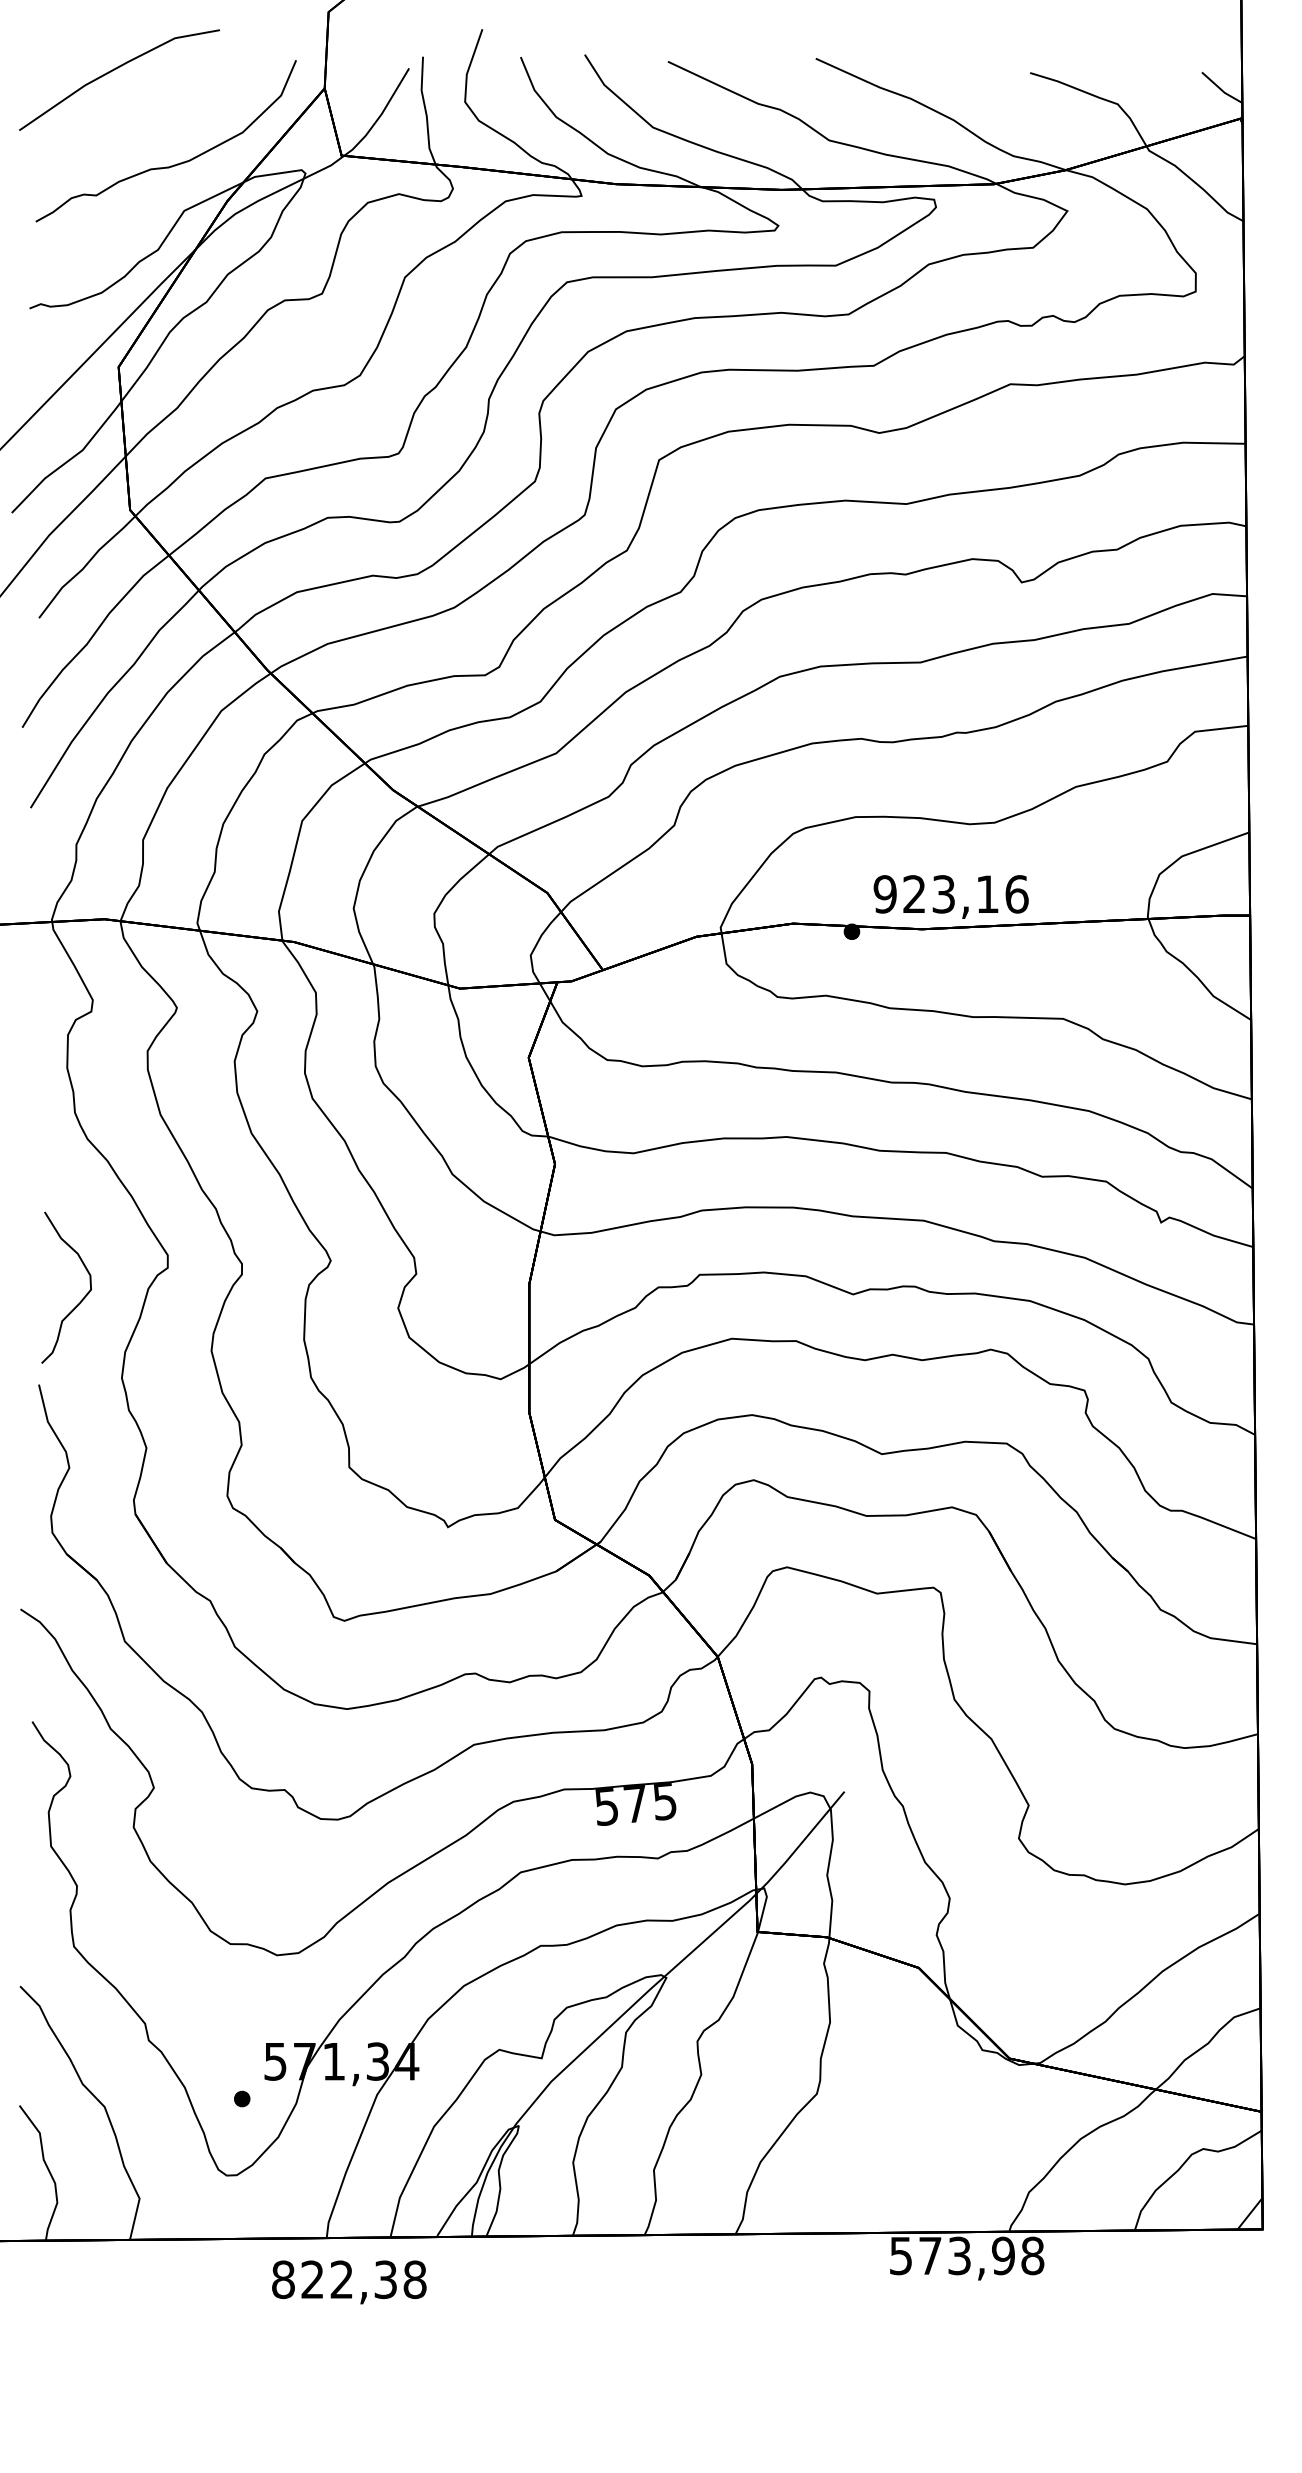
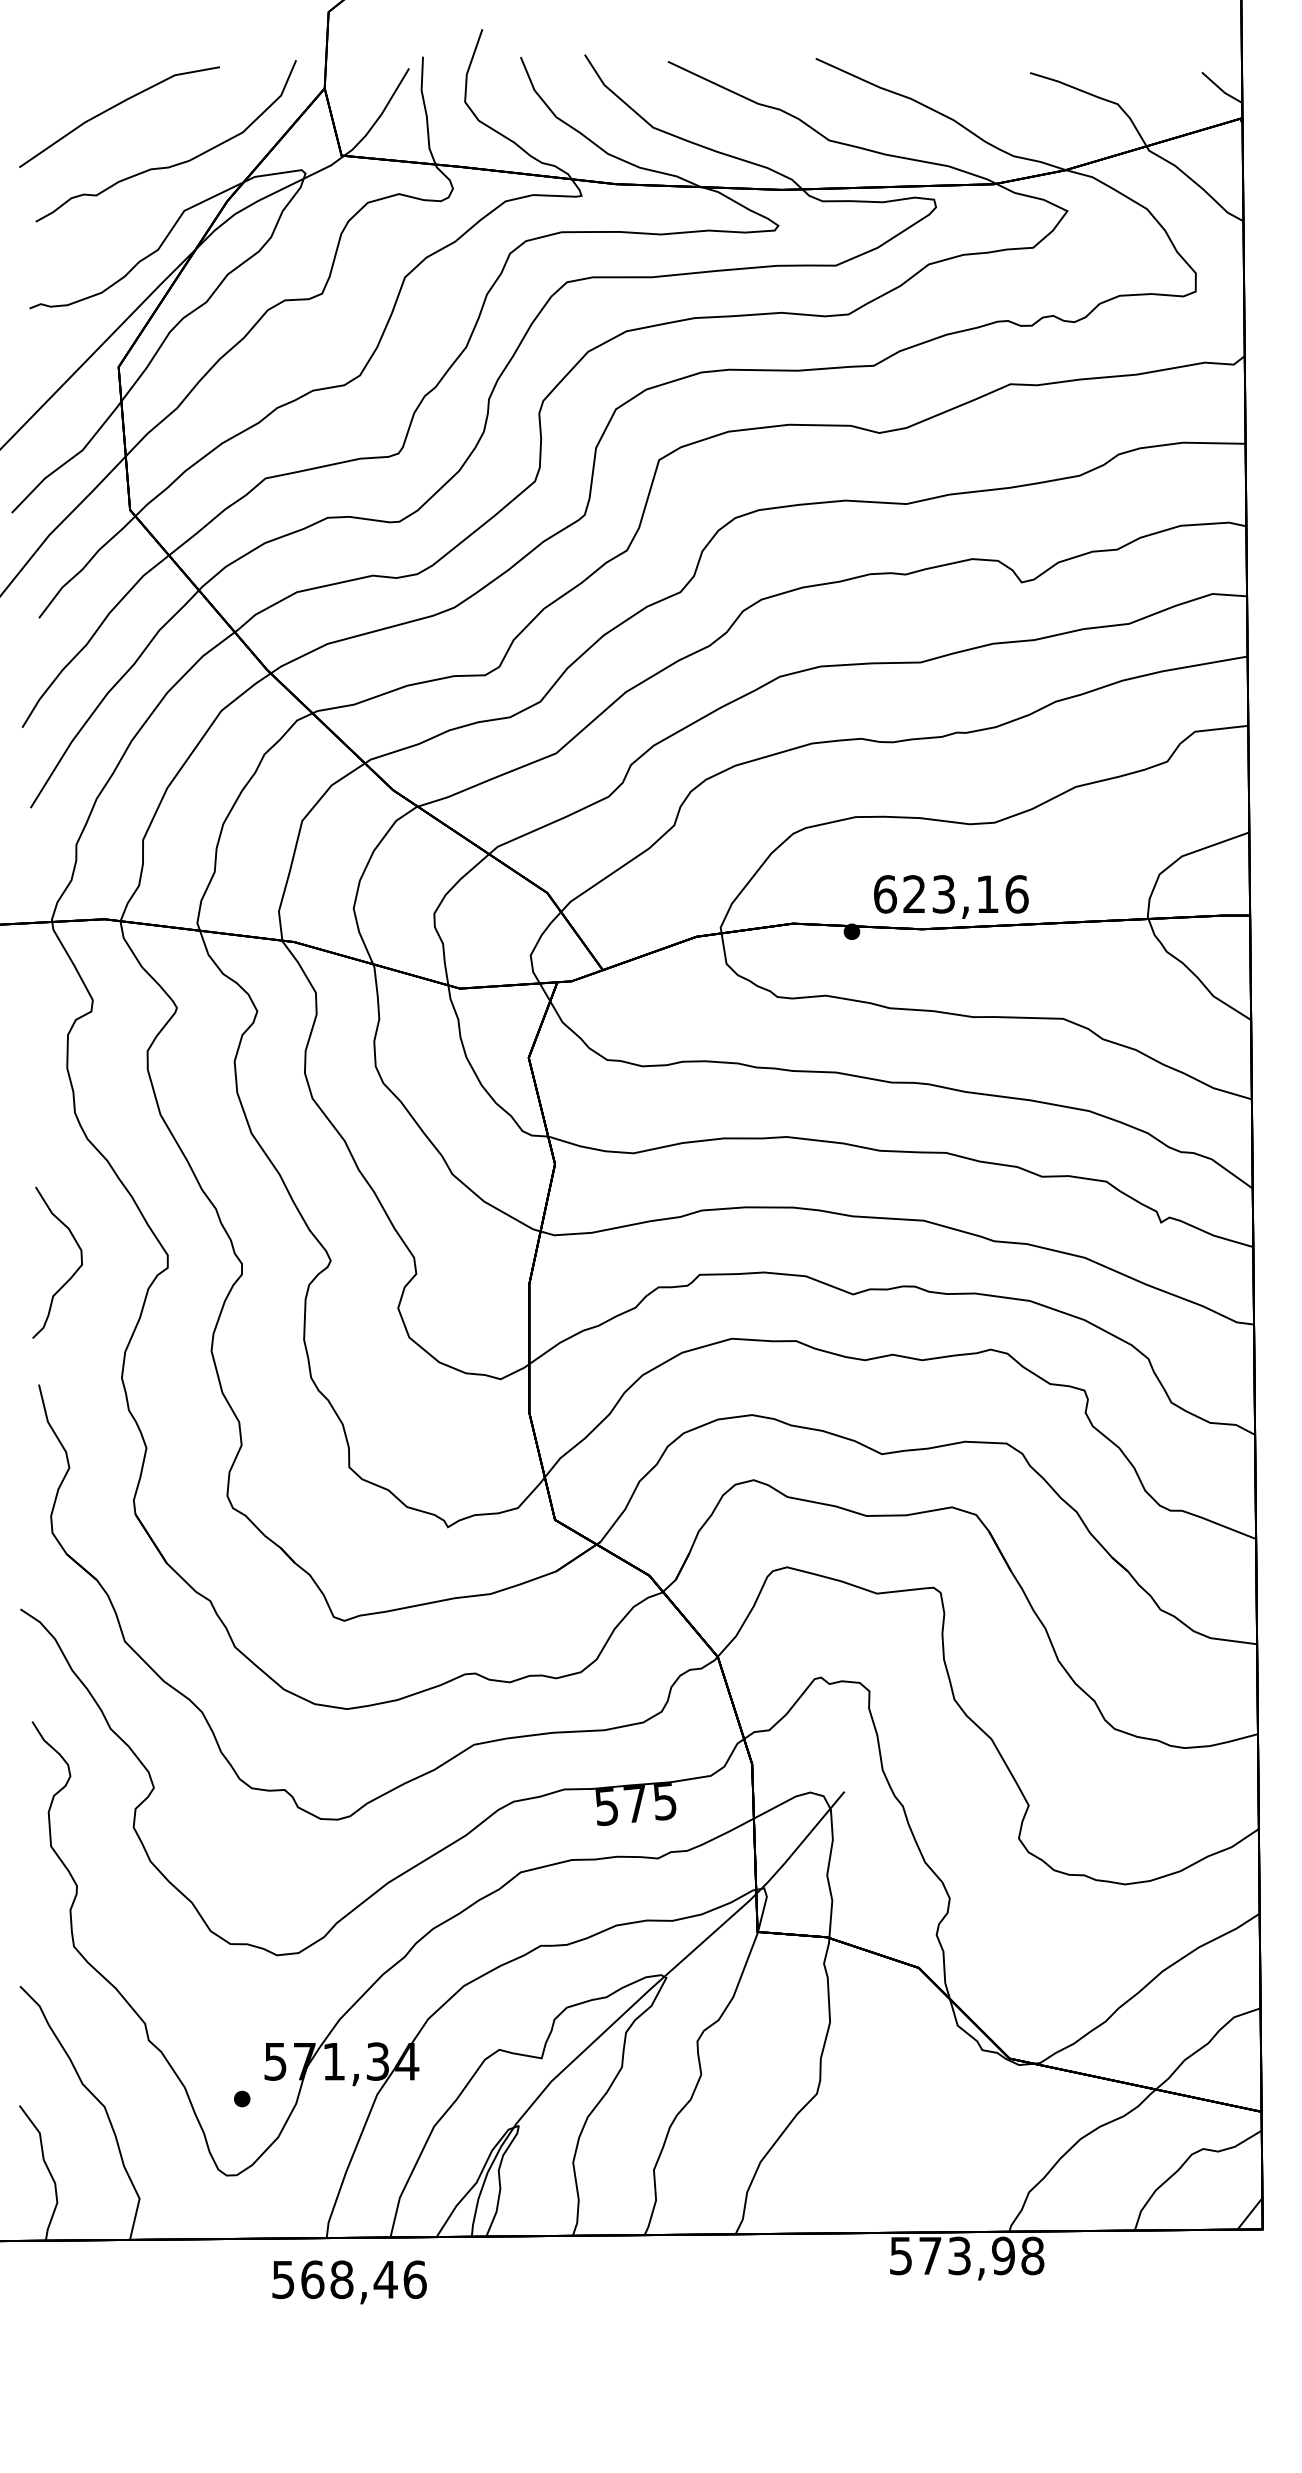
line position: (114, 70) -> (114, 107) (114, 107)
text: 923,16 -> 623,16 (885, 894)
curve position: (80, 1300) -> (71, 1275) (71, 1275)
text: 822,38 -> 568,46 (349, 2279)
